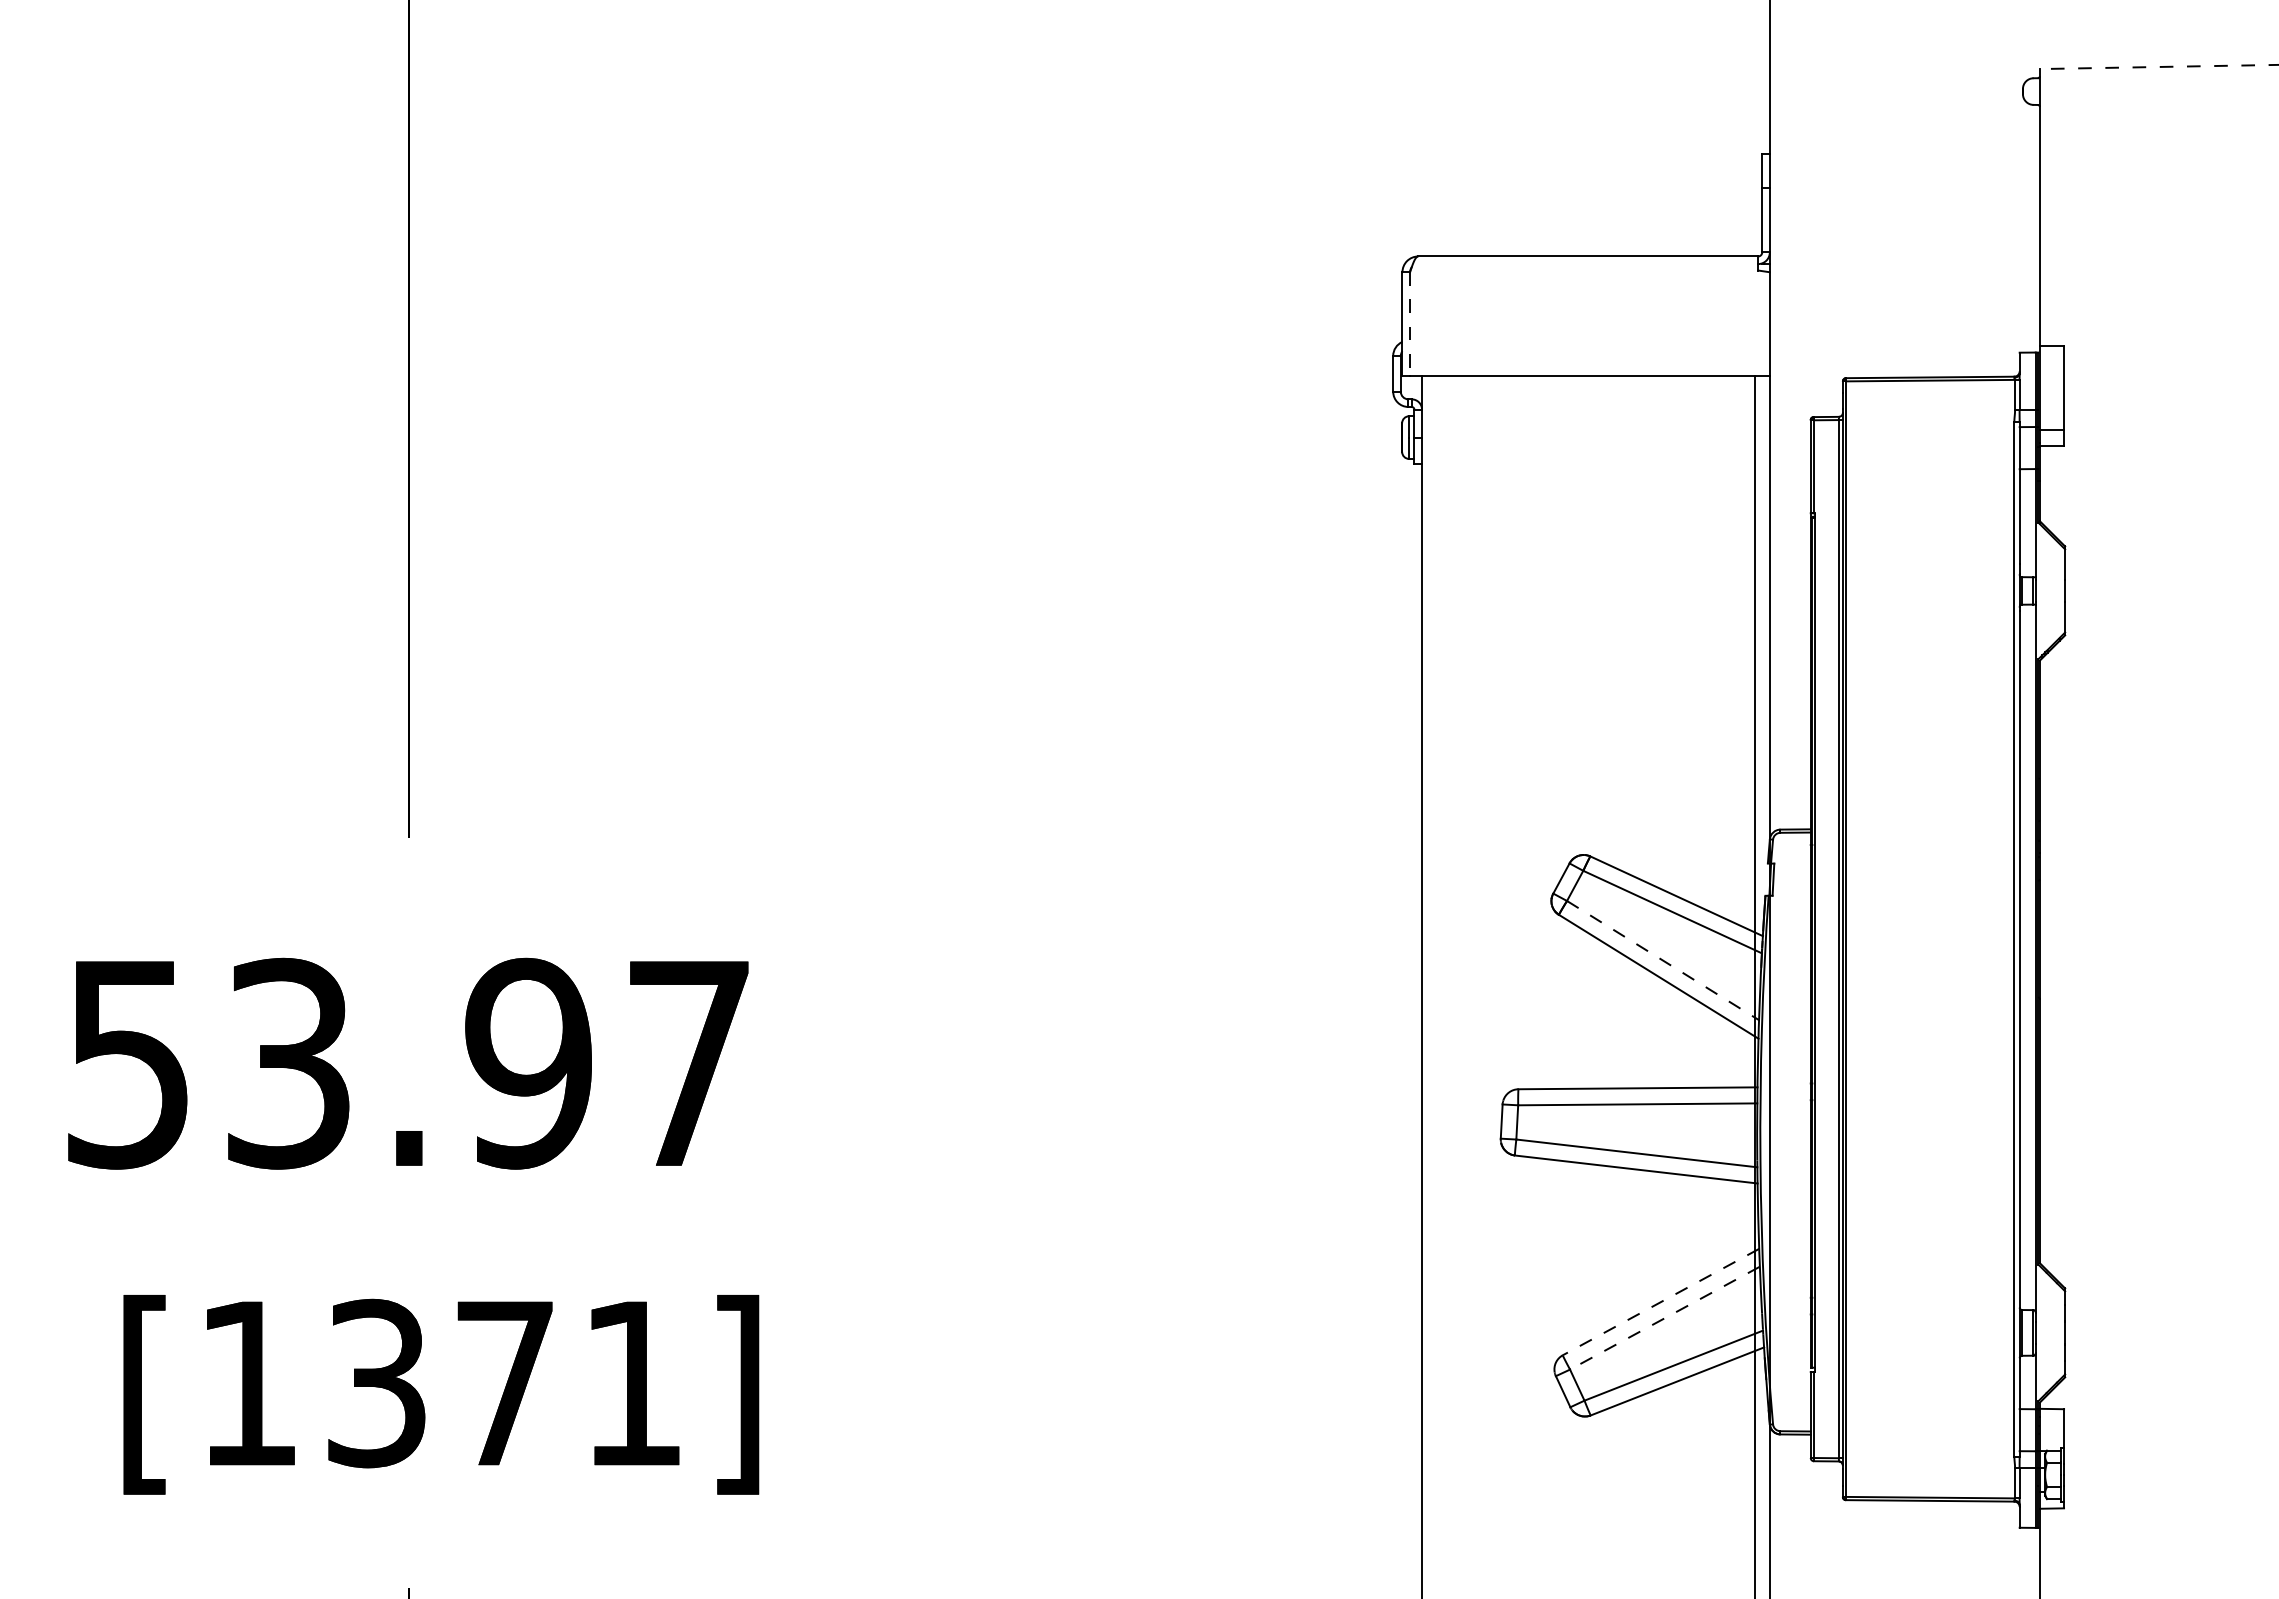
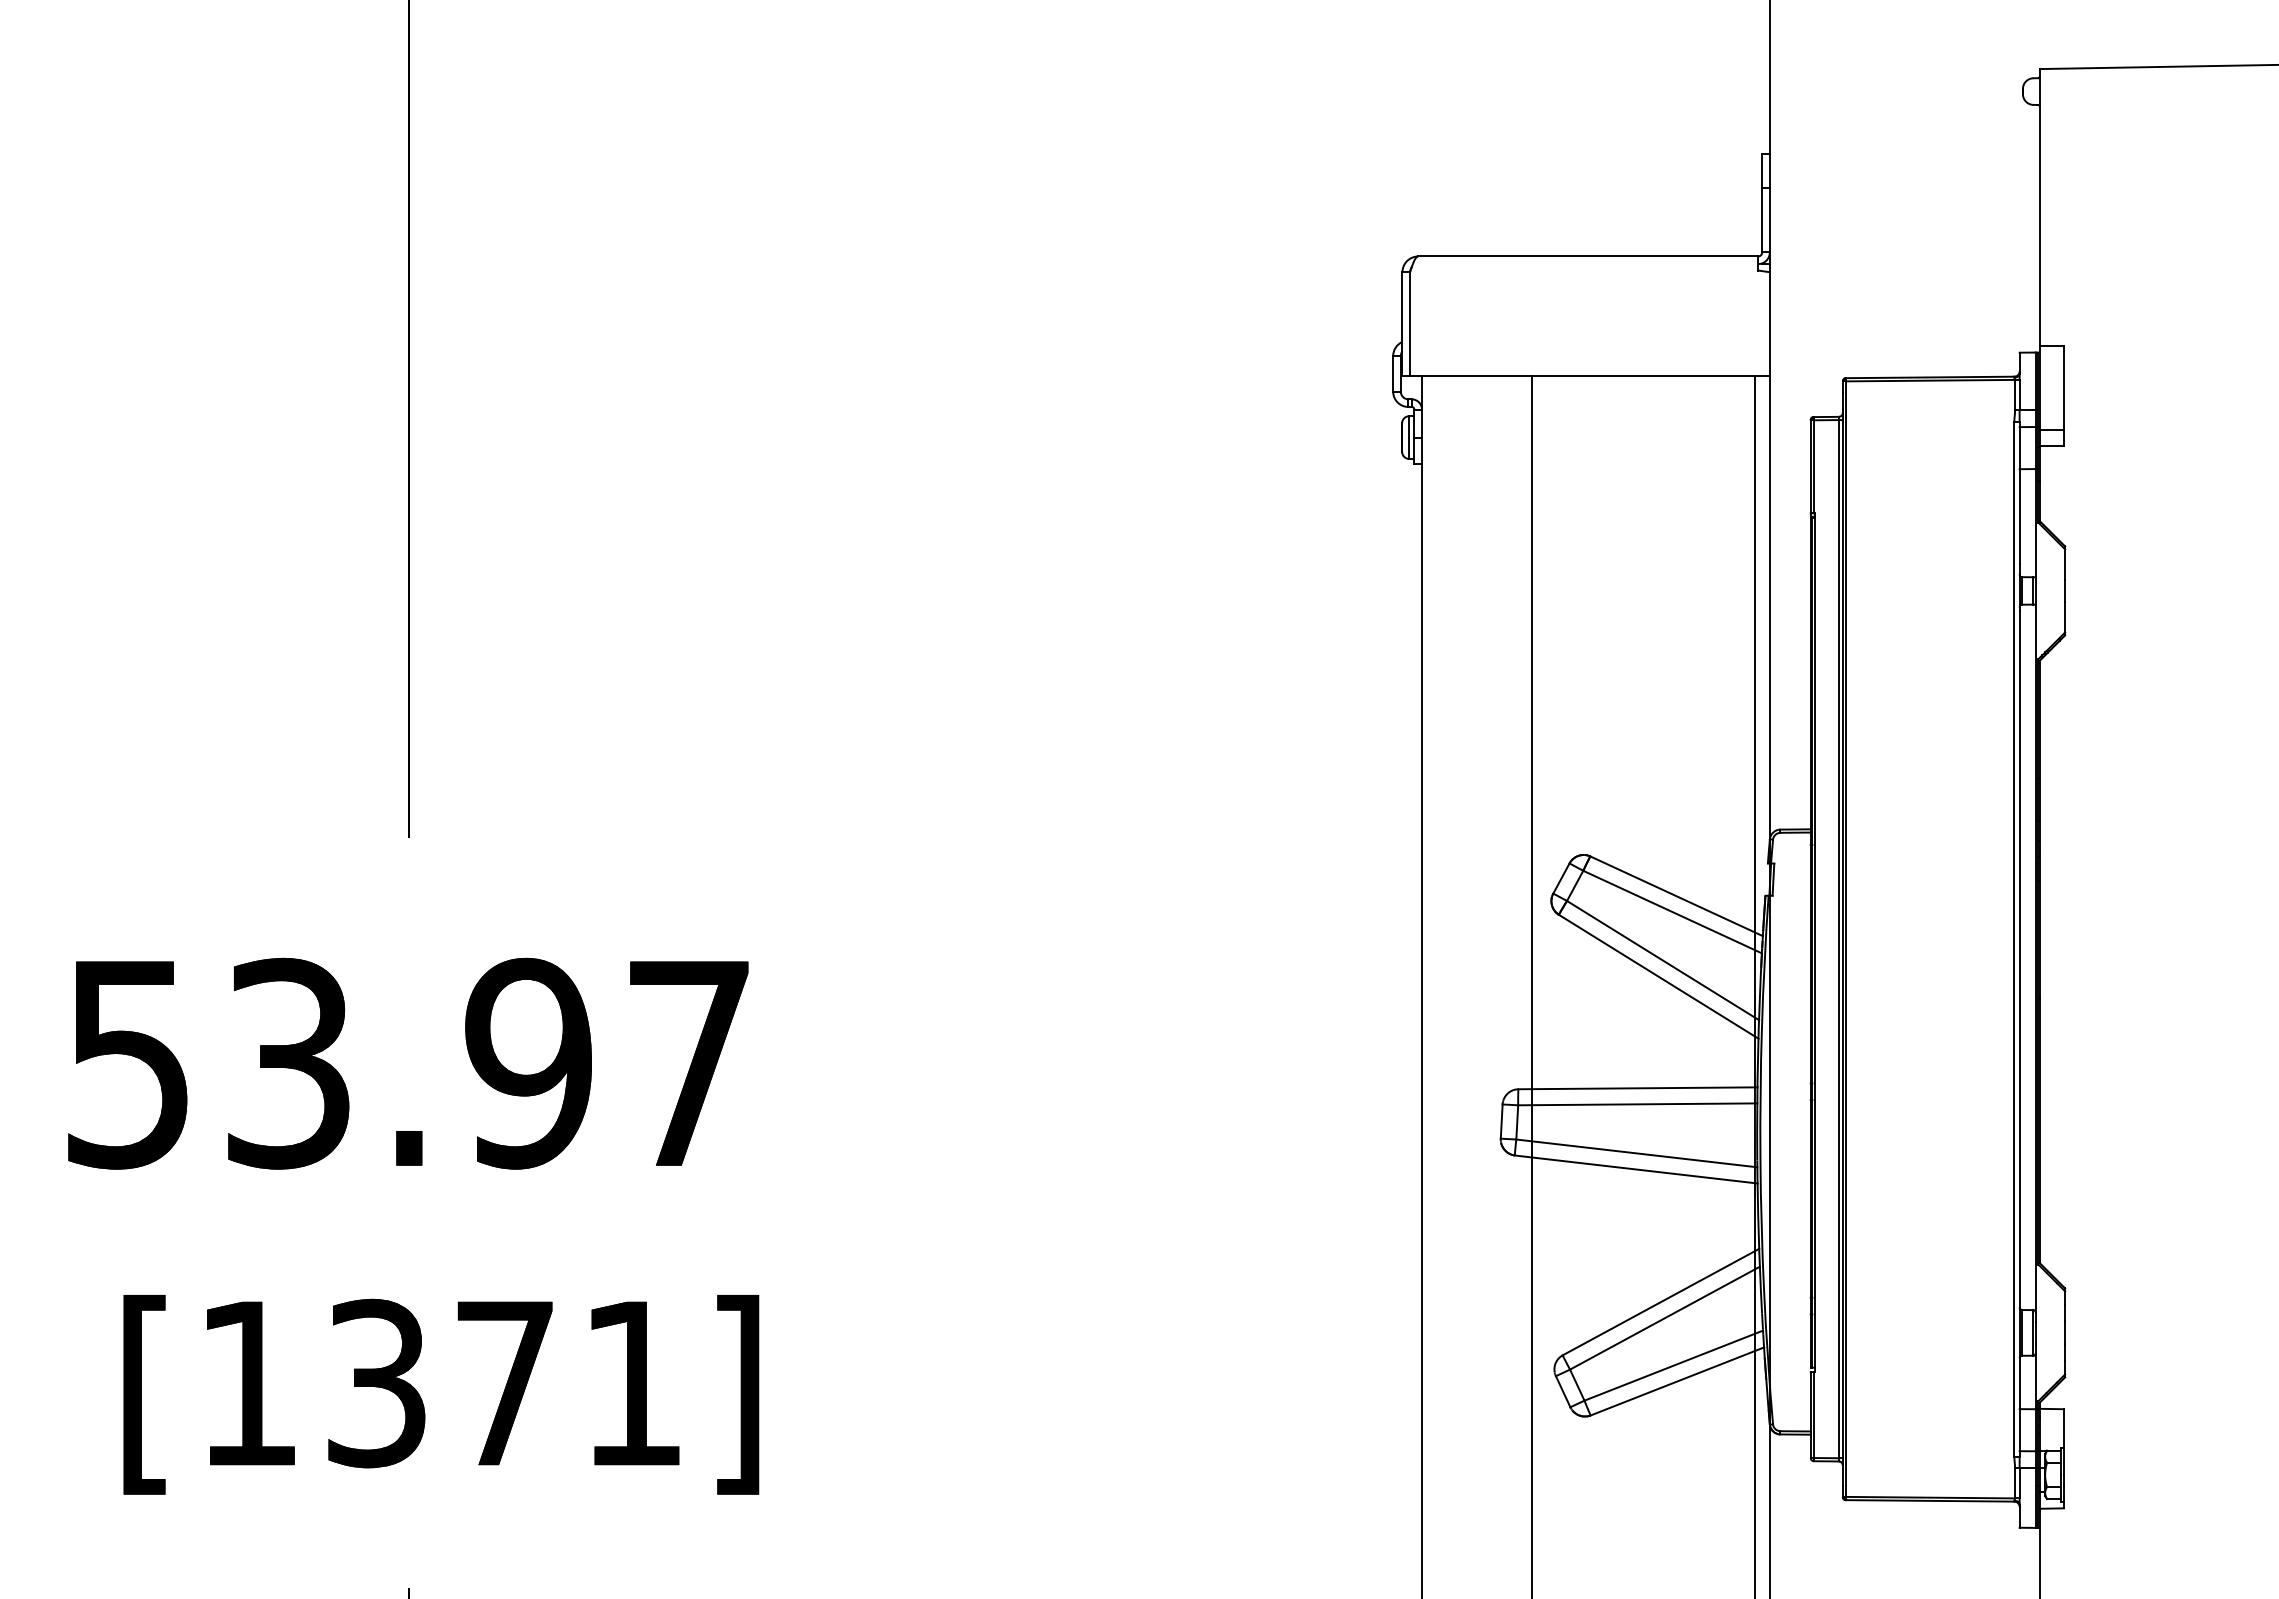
line: dashed -> solid (2158, 67)
line: dashed -> solid (1410, 324)
line: dashed -> solid (1663, 960)
line: none -> present (1531, 985)
line: dashed -> solid (1661, 1302)
line: dashed -> solid (1664, 1318)
